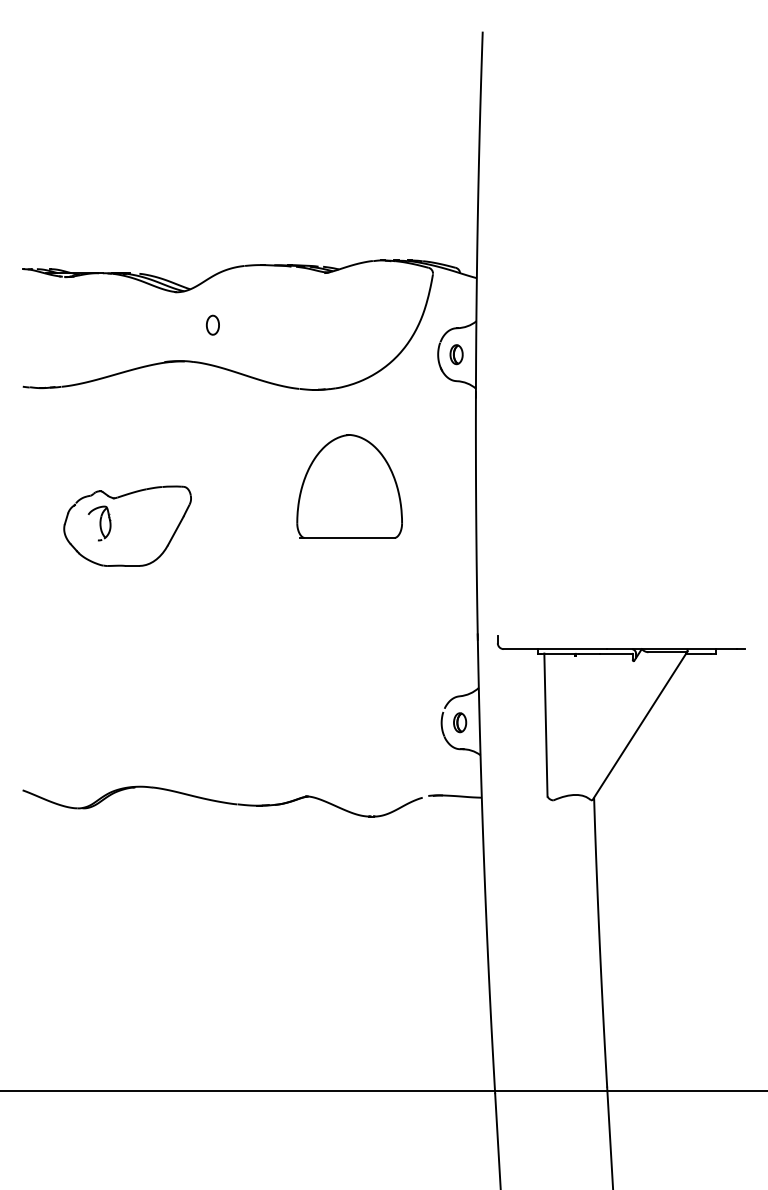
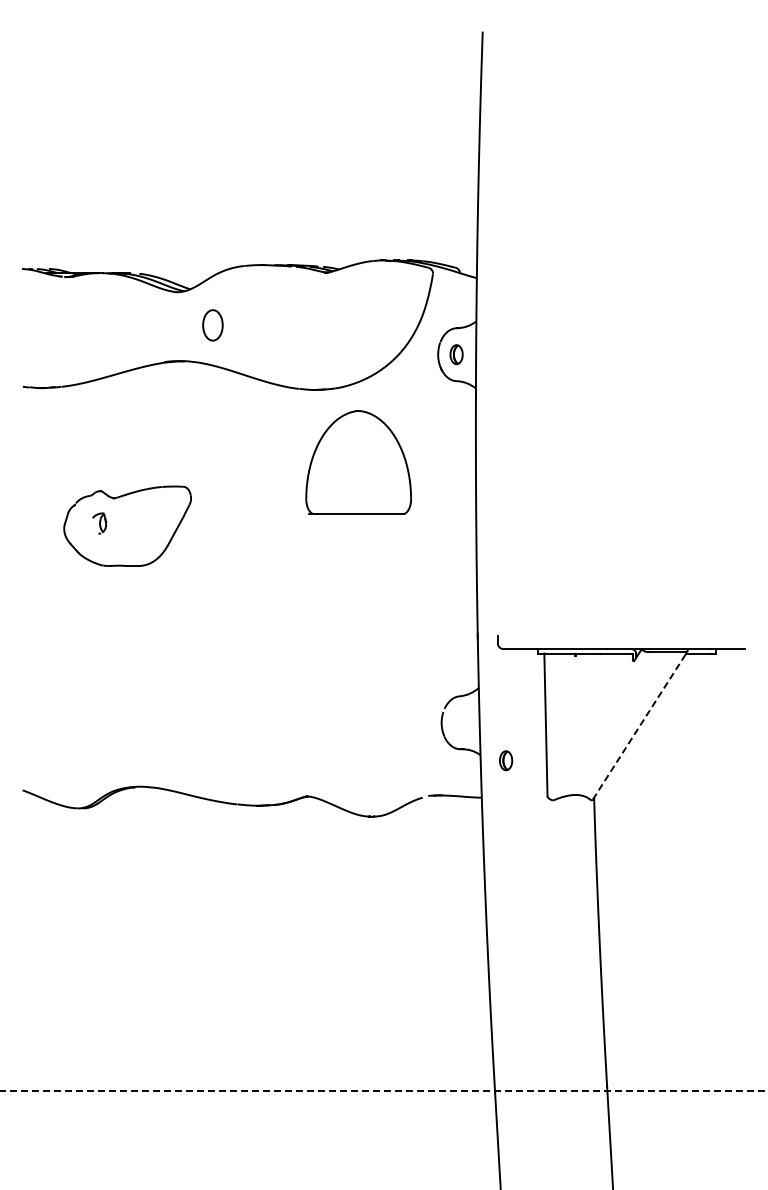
part size: 14x22 px -> 22x33 px (212, 325)
part position: (349, 486) -> (358, 462) (358, 462)
part size: 25x37 px -> 16x23 px (99, 523)
part position: (460, 722) -> (506, 760) (506, 760)
line: solid -> dashed (640, 725)
line: solid -> dashed (384, 1091)
